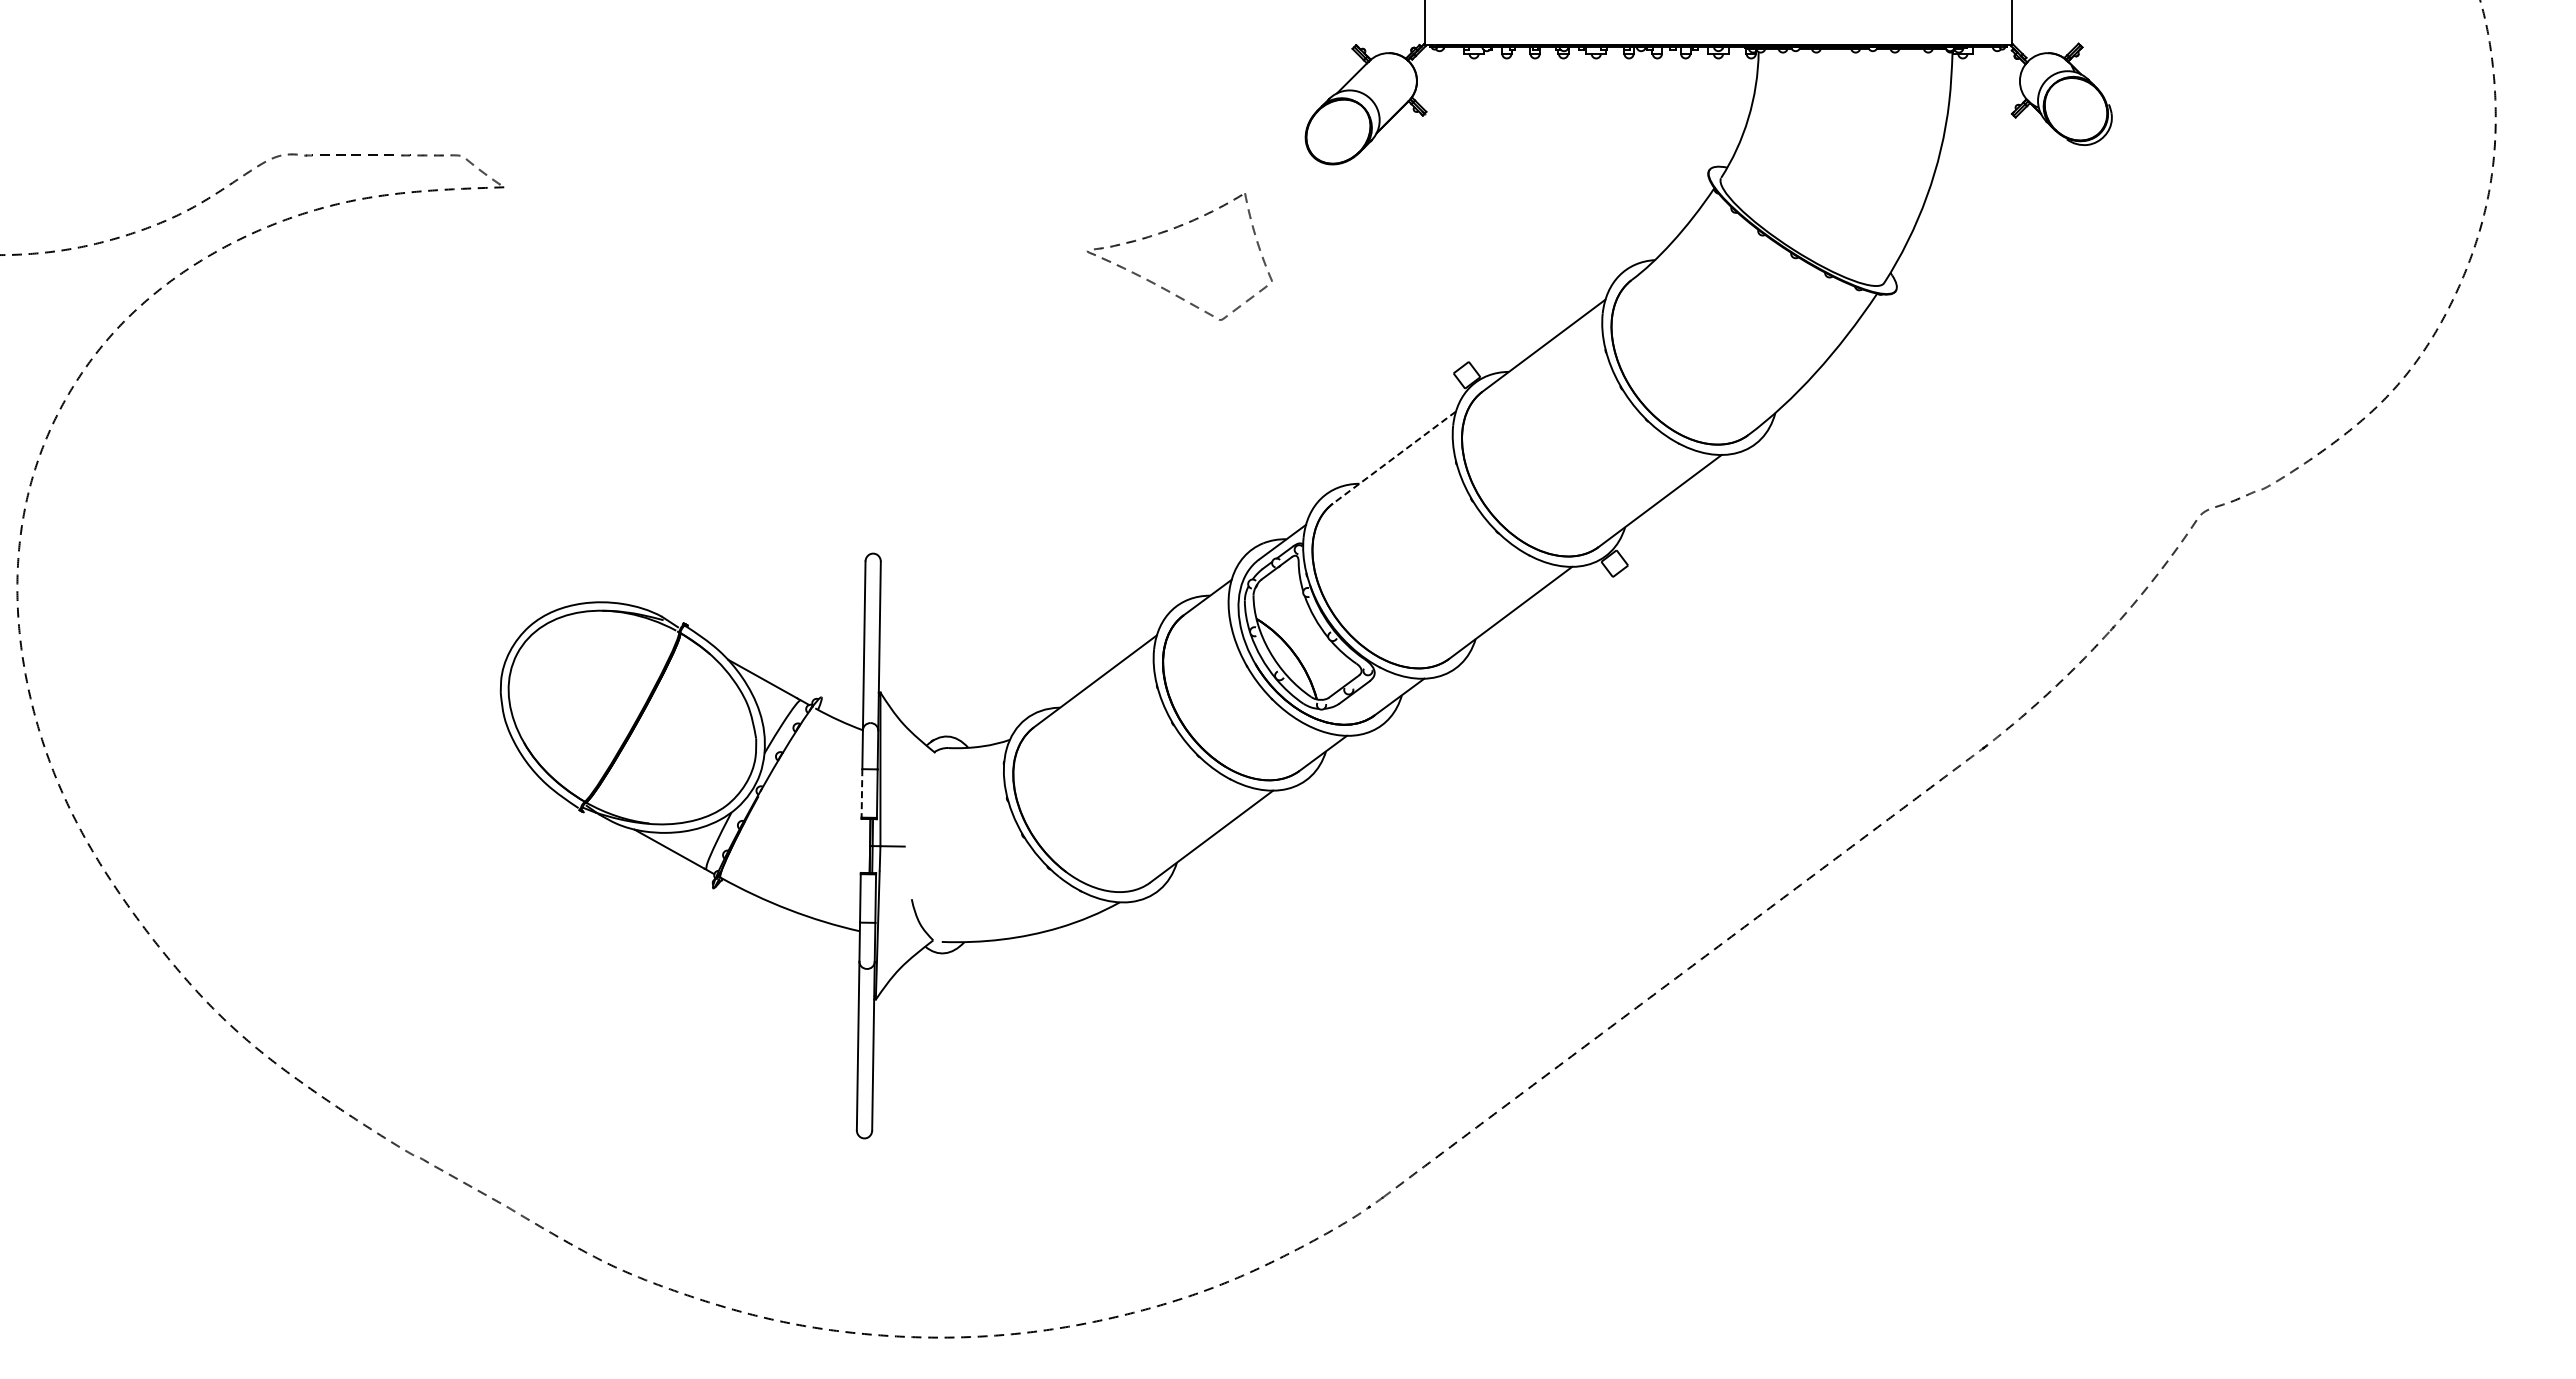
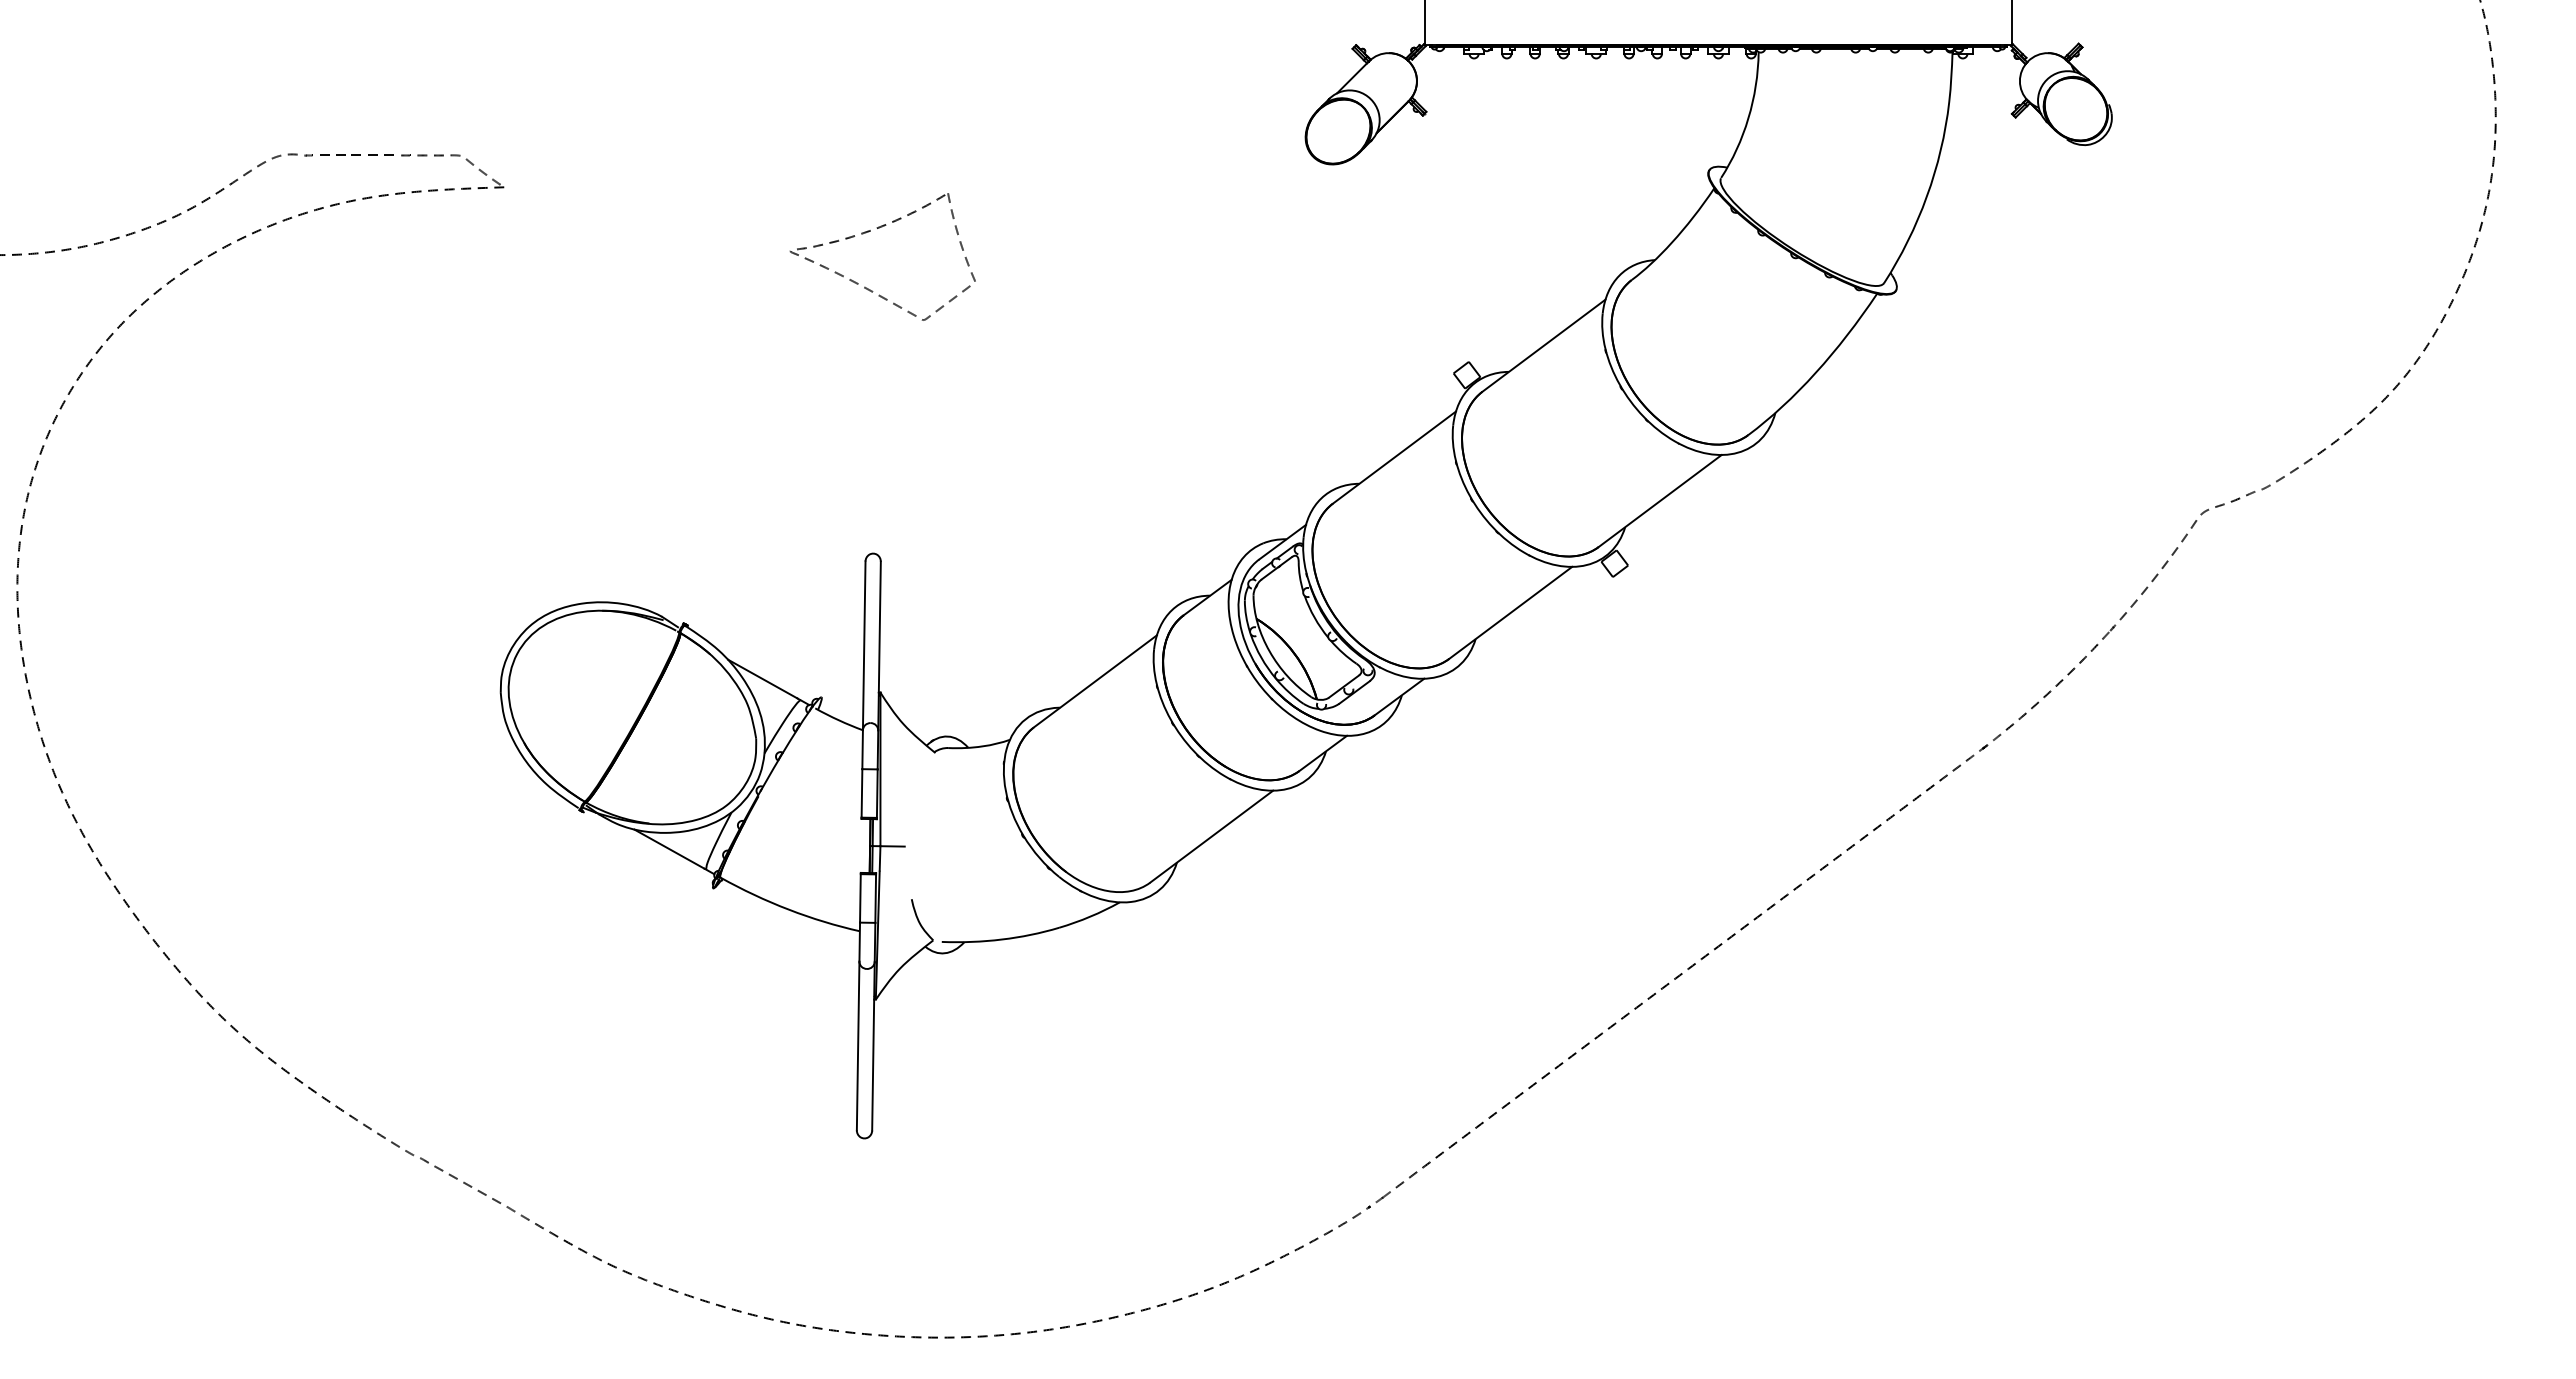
part position: (1167, 231) -> (870, 231) (870, 231)
line: dashed -> solid (1394, 457)
line: dashed -> solid (861, 793)
